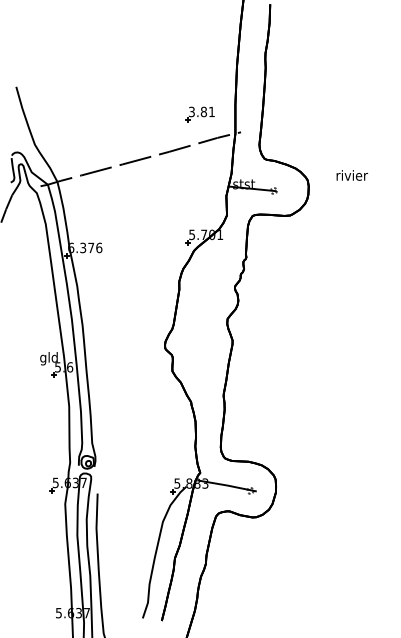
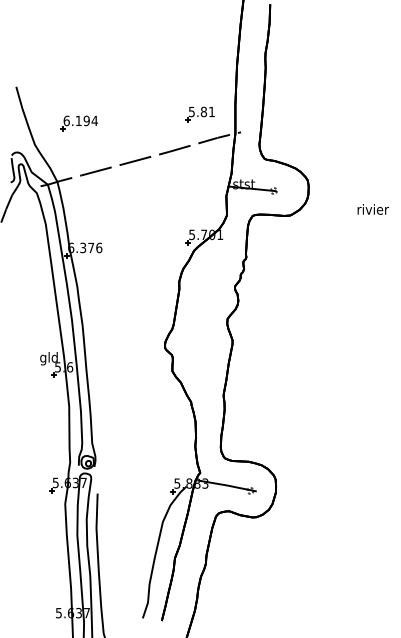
text: 3.81 -> 5.81 (191, 111)
part: none -> present (78, 123)
text position: (351, 175) -> (372, 209) (372, 209)
